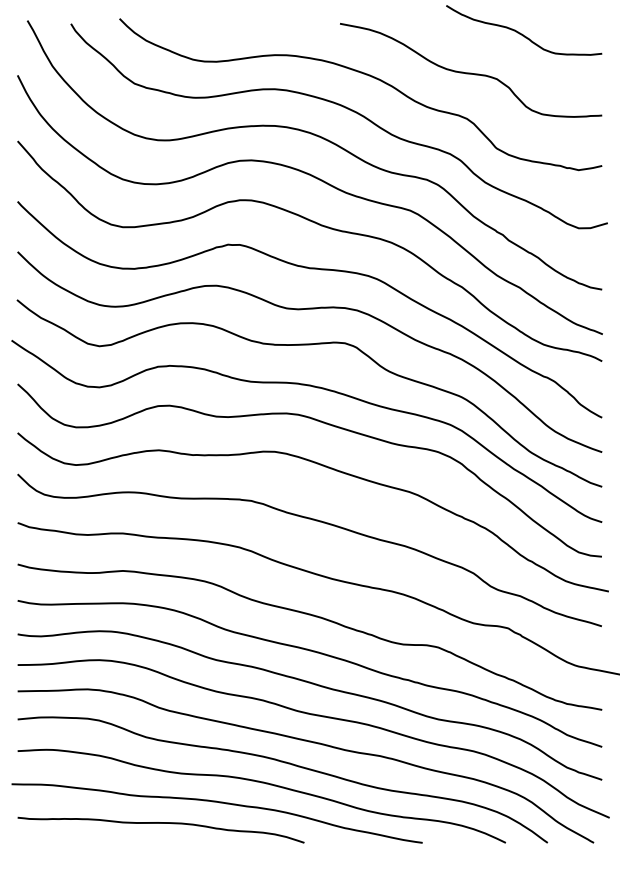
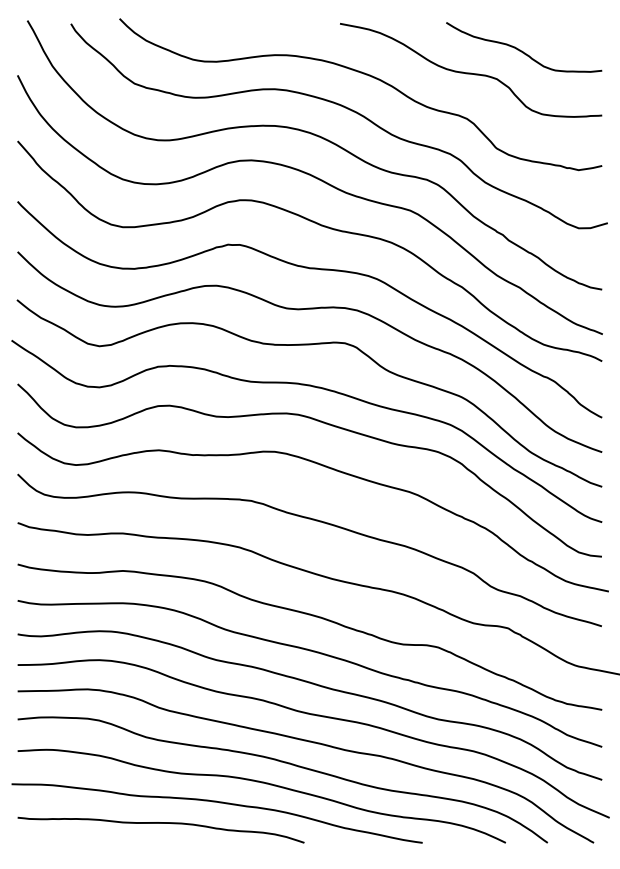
curve position: (522, 33) -> (522, 50) (522, 50)
